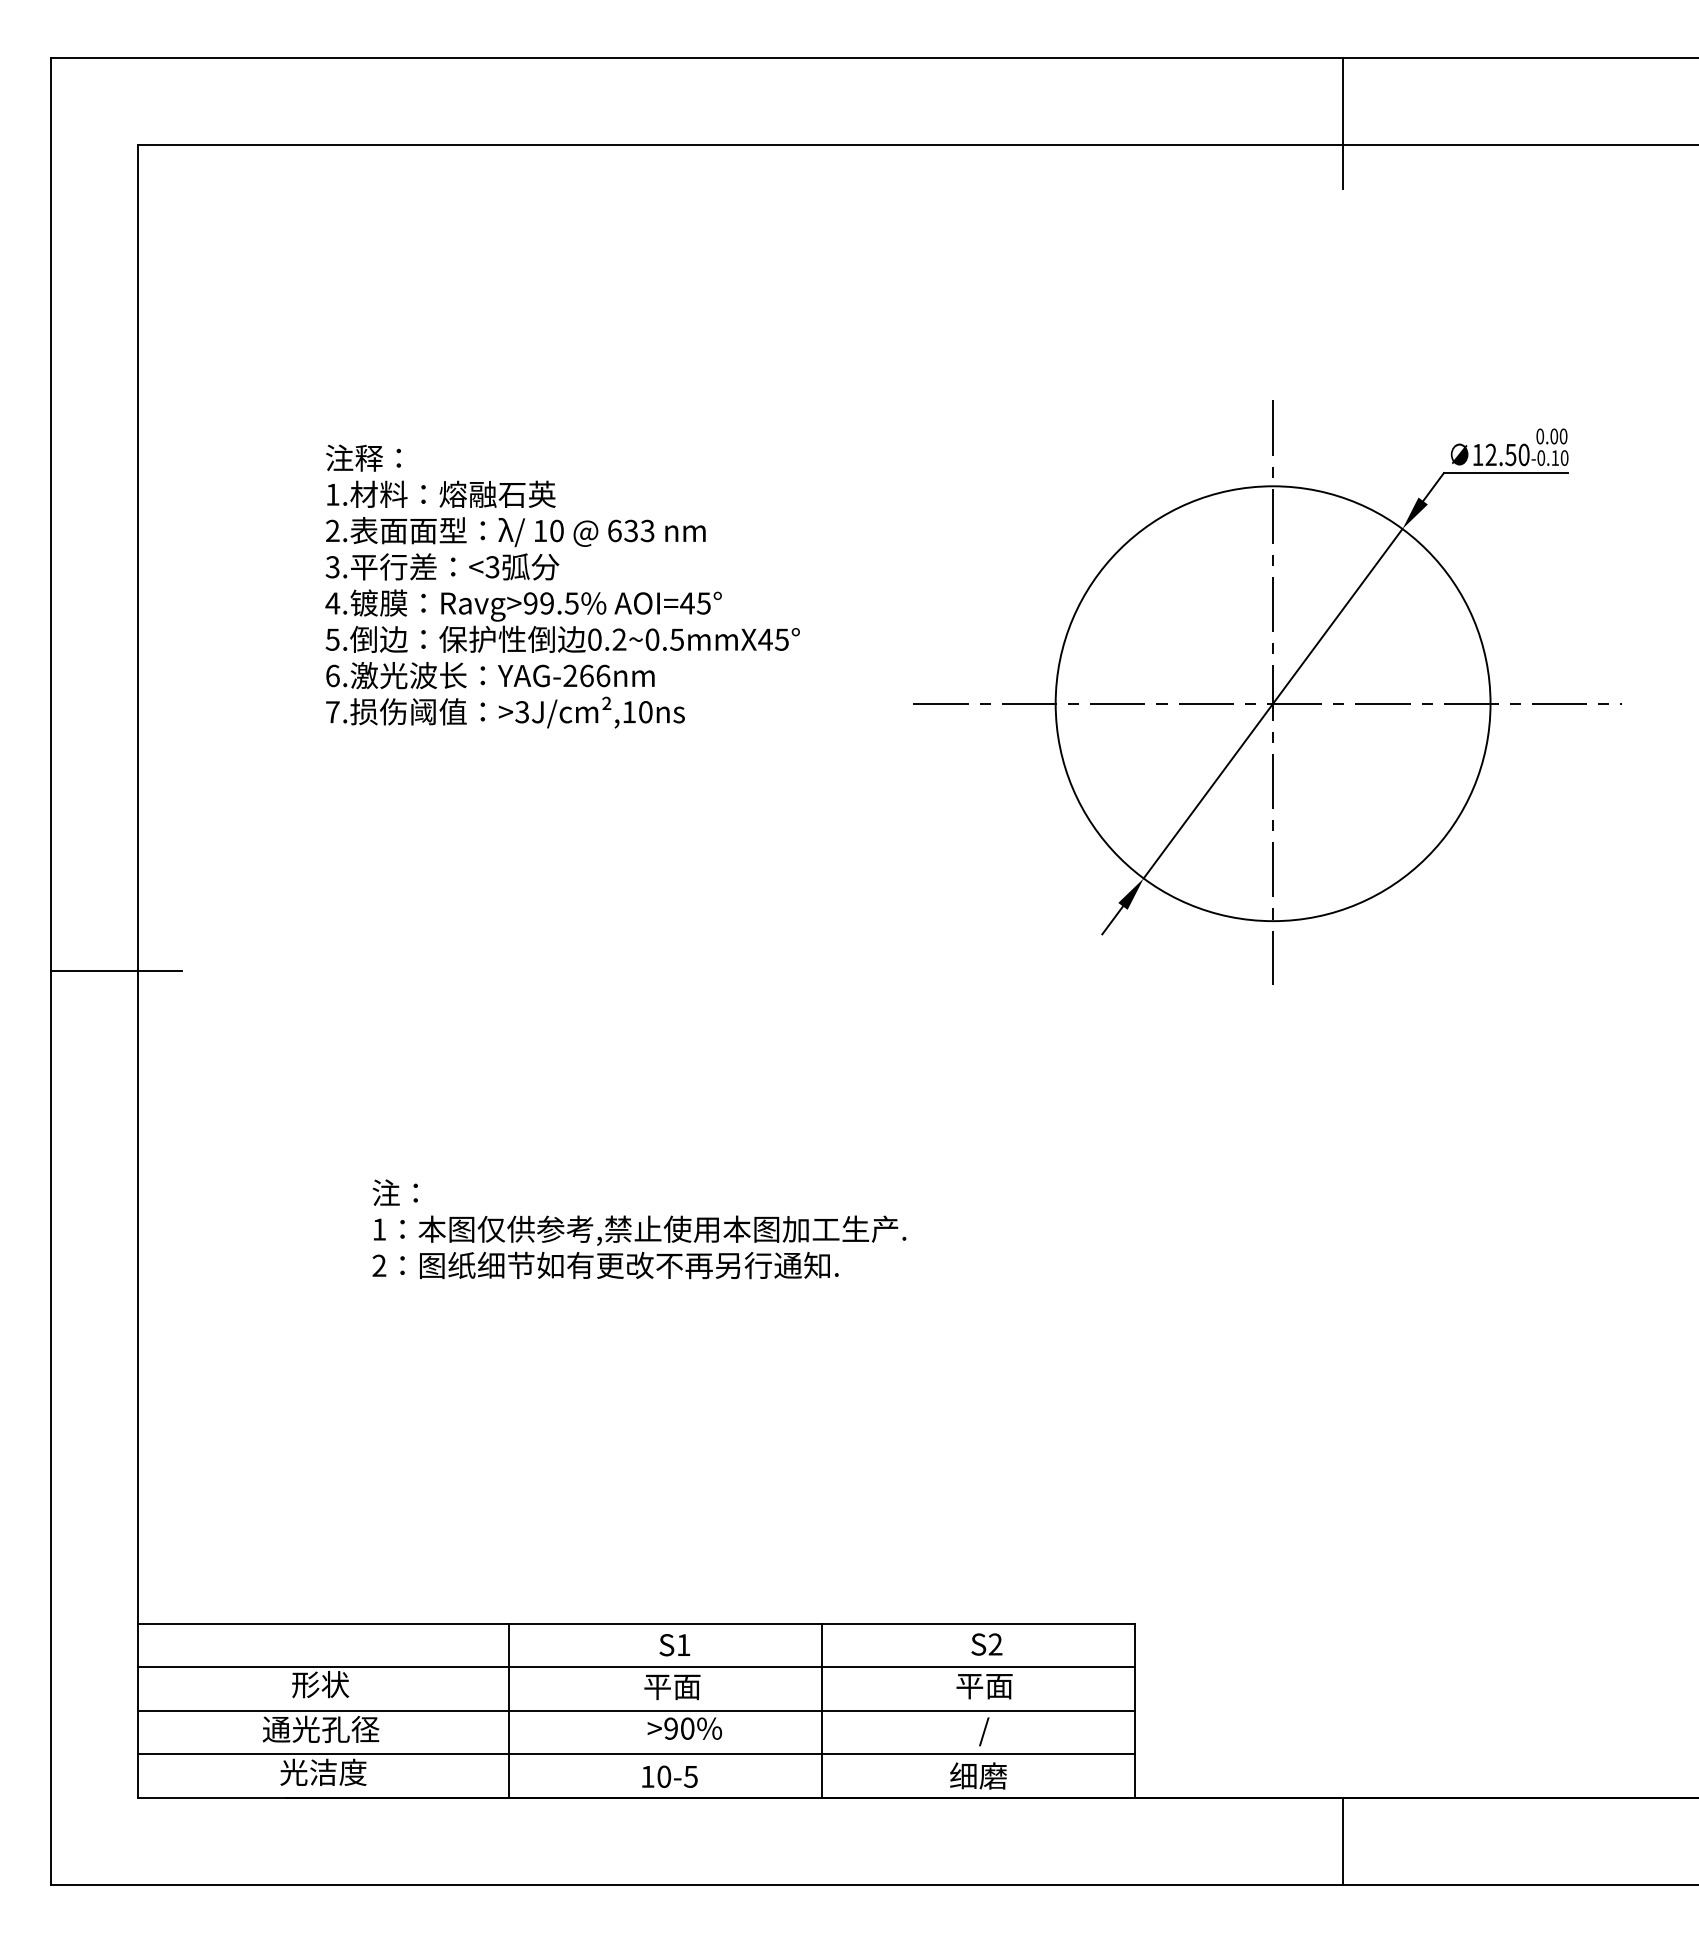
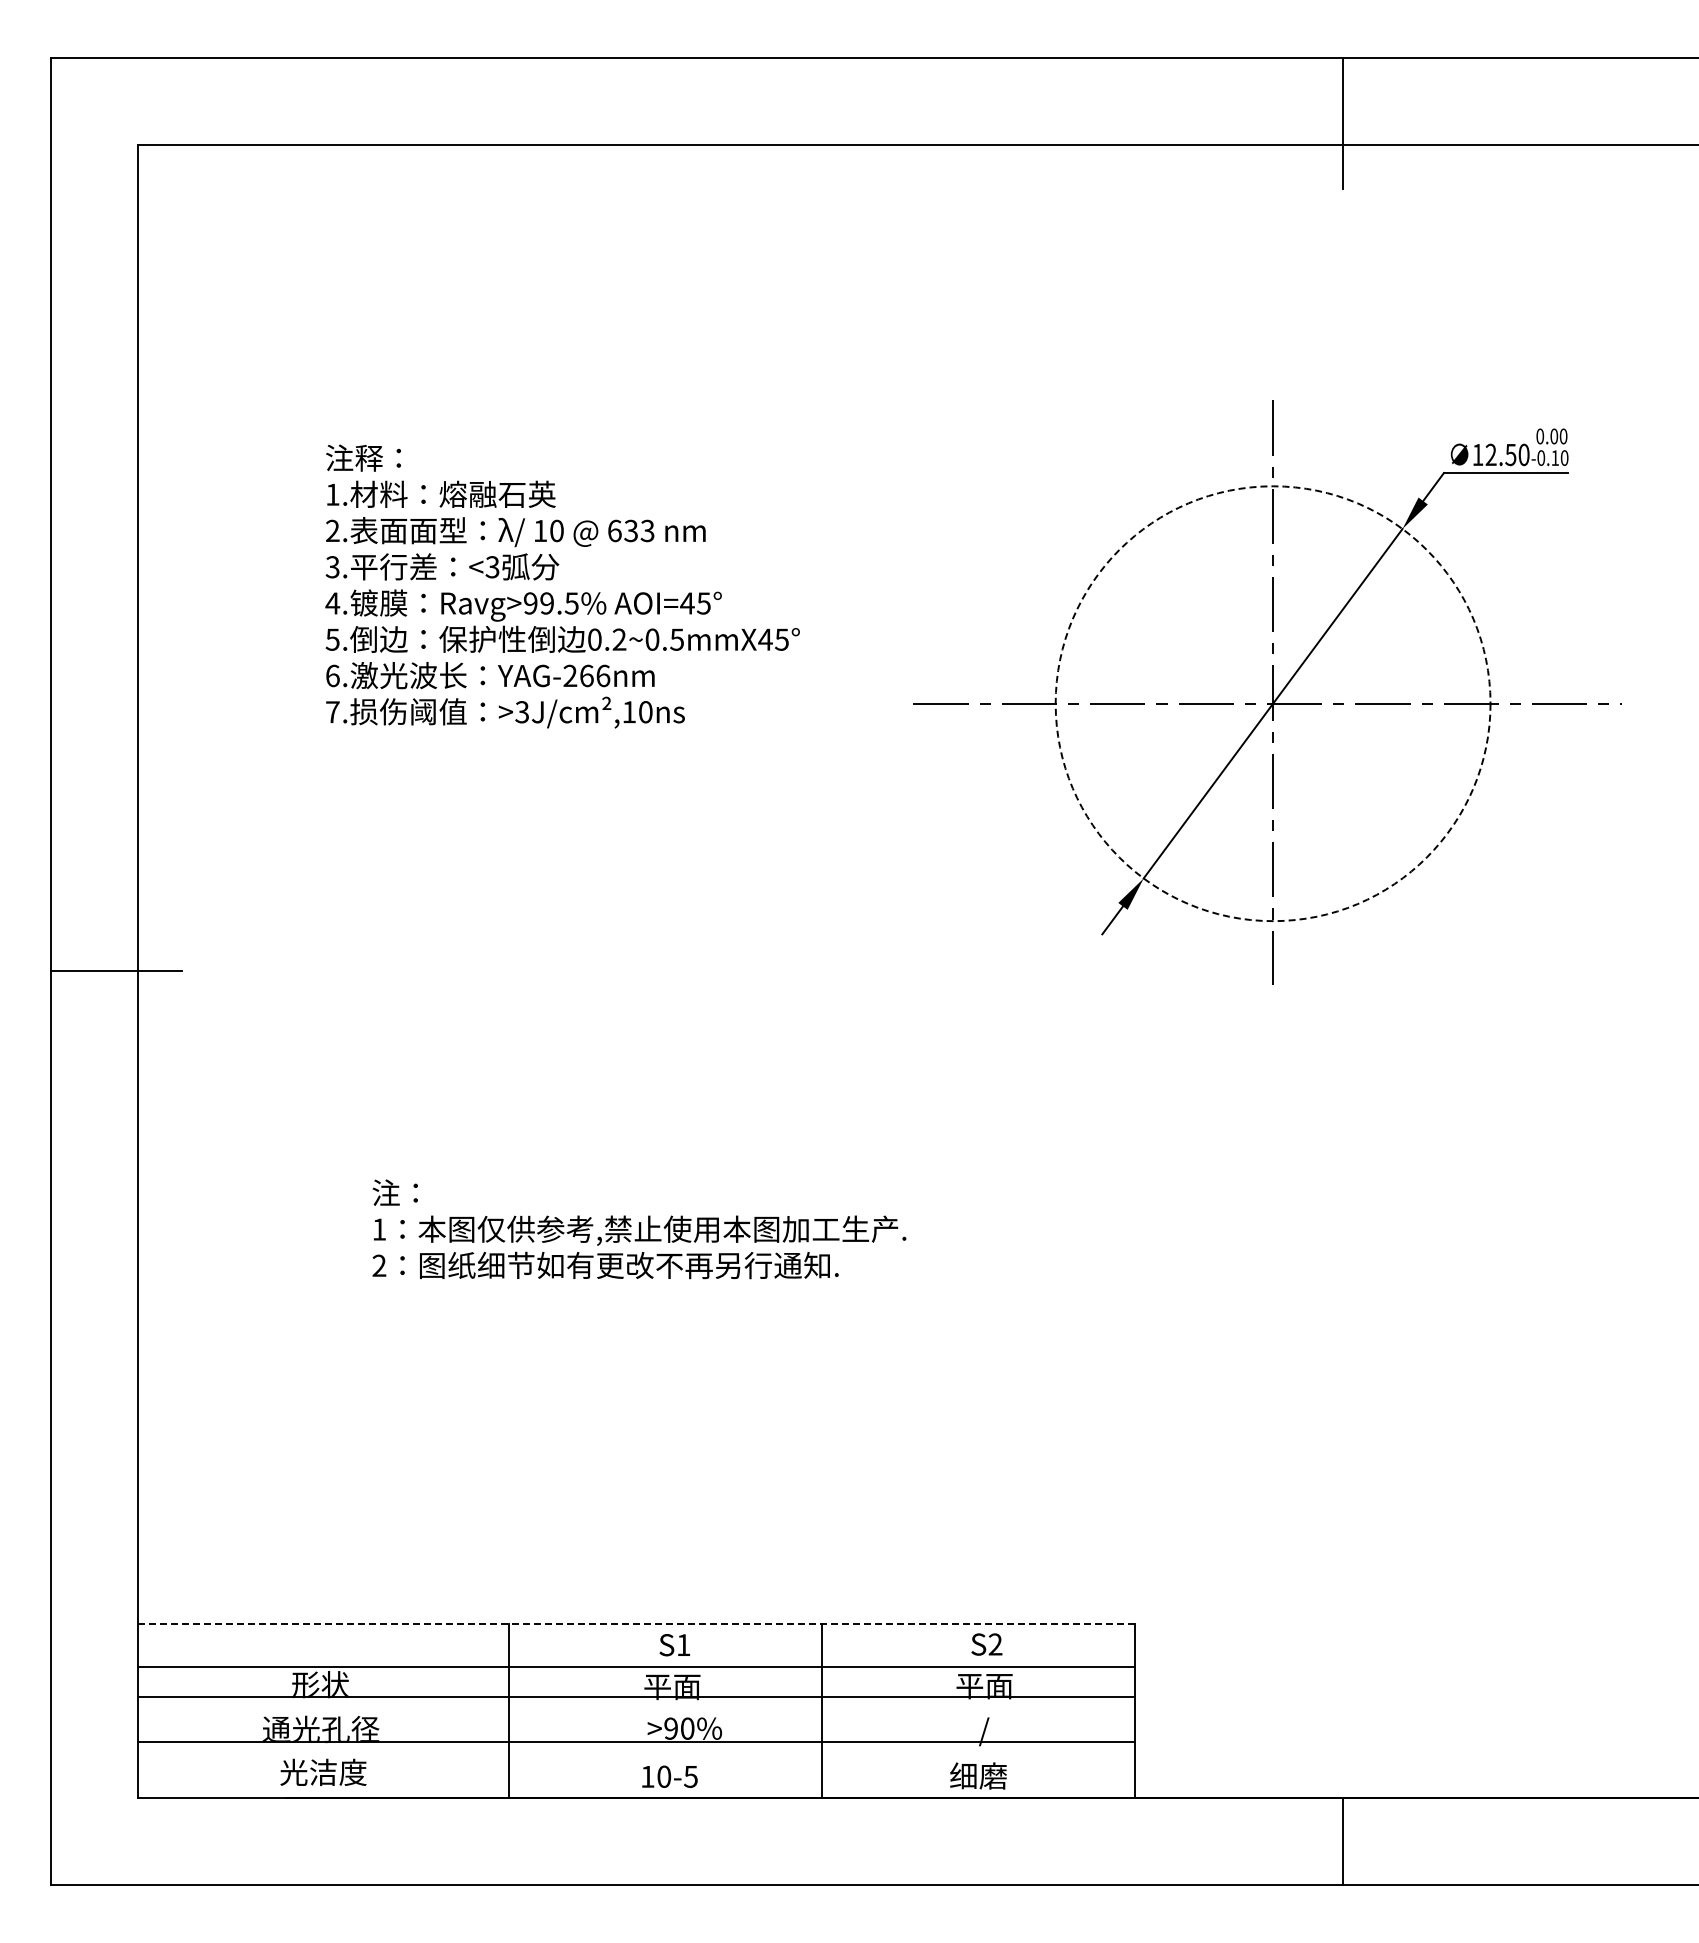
circle: solid -> dashed (1272, 703)
line: solid -> dashed (636, 1623)
line position: (636, 1710) -> (636, 1696) (636, 1696)
line position: (636, 1754) -> (636, 1742) (636, 1742)
